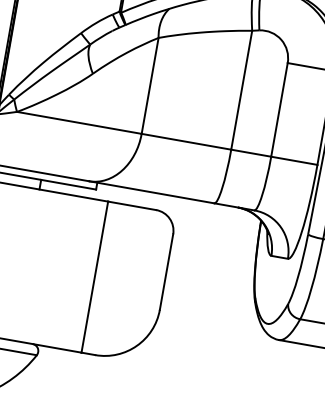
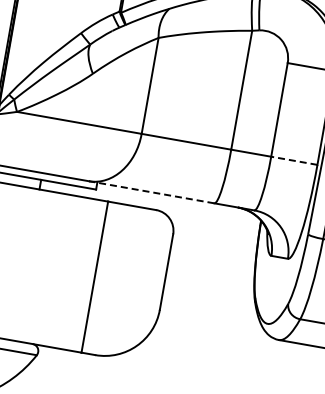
line: solid -> dashed (293, 160)
line: solid -> dashed (151, 192)
